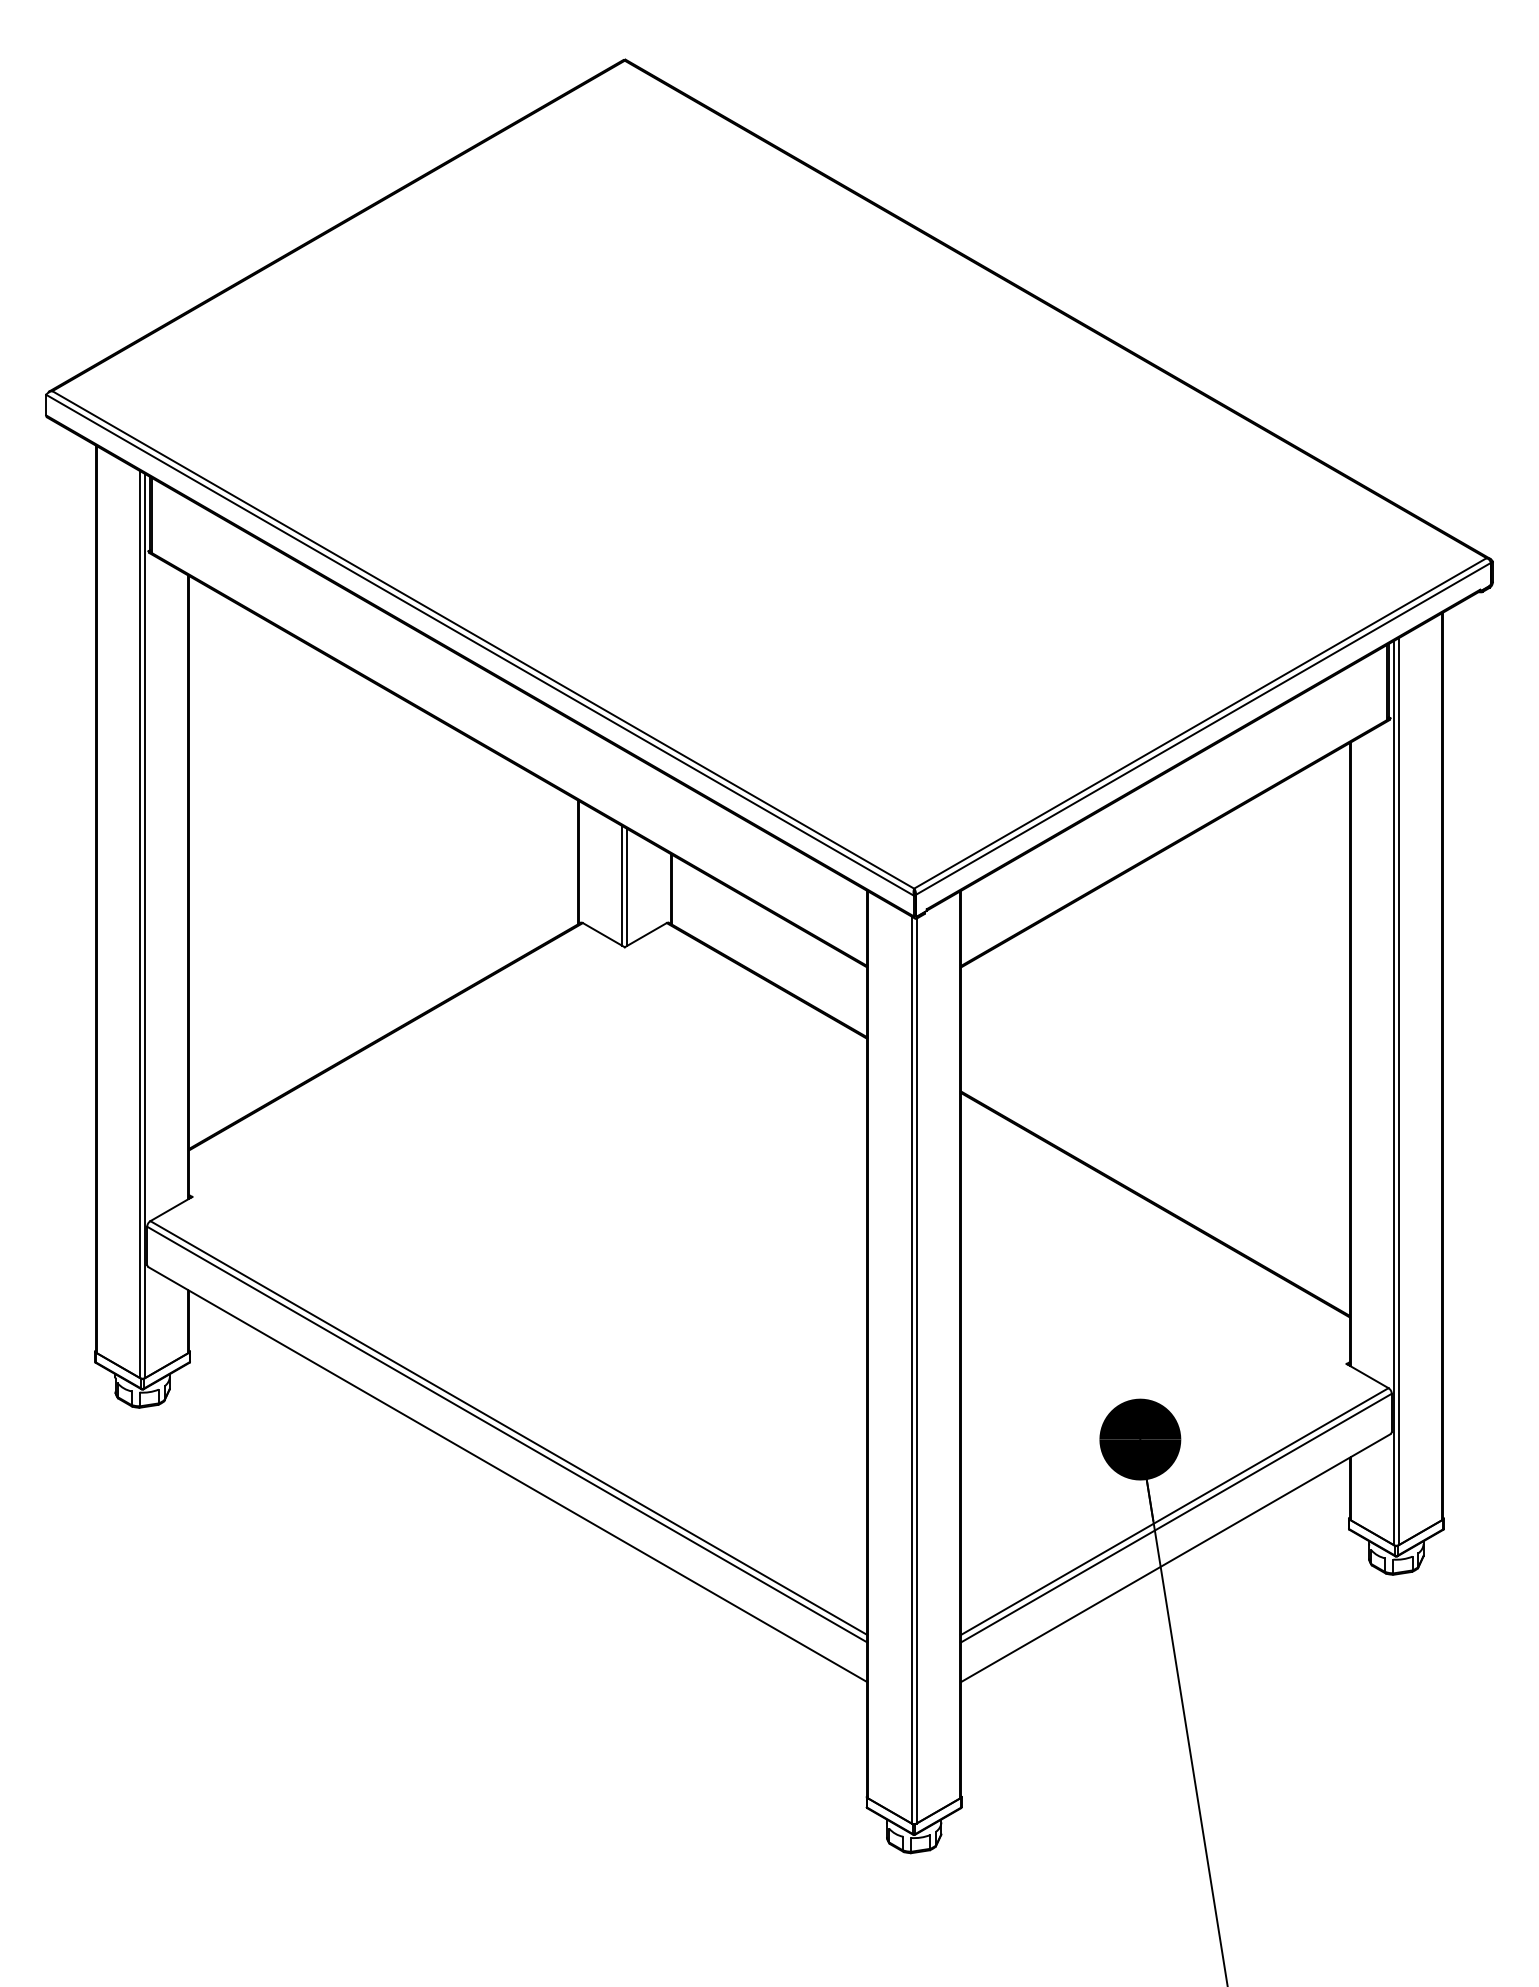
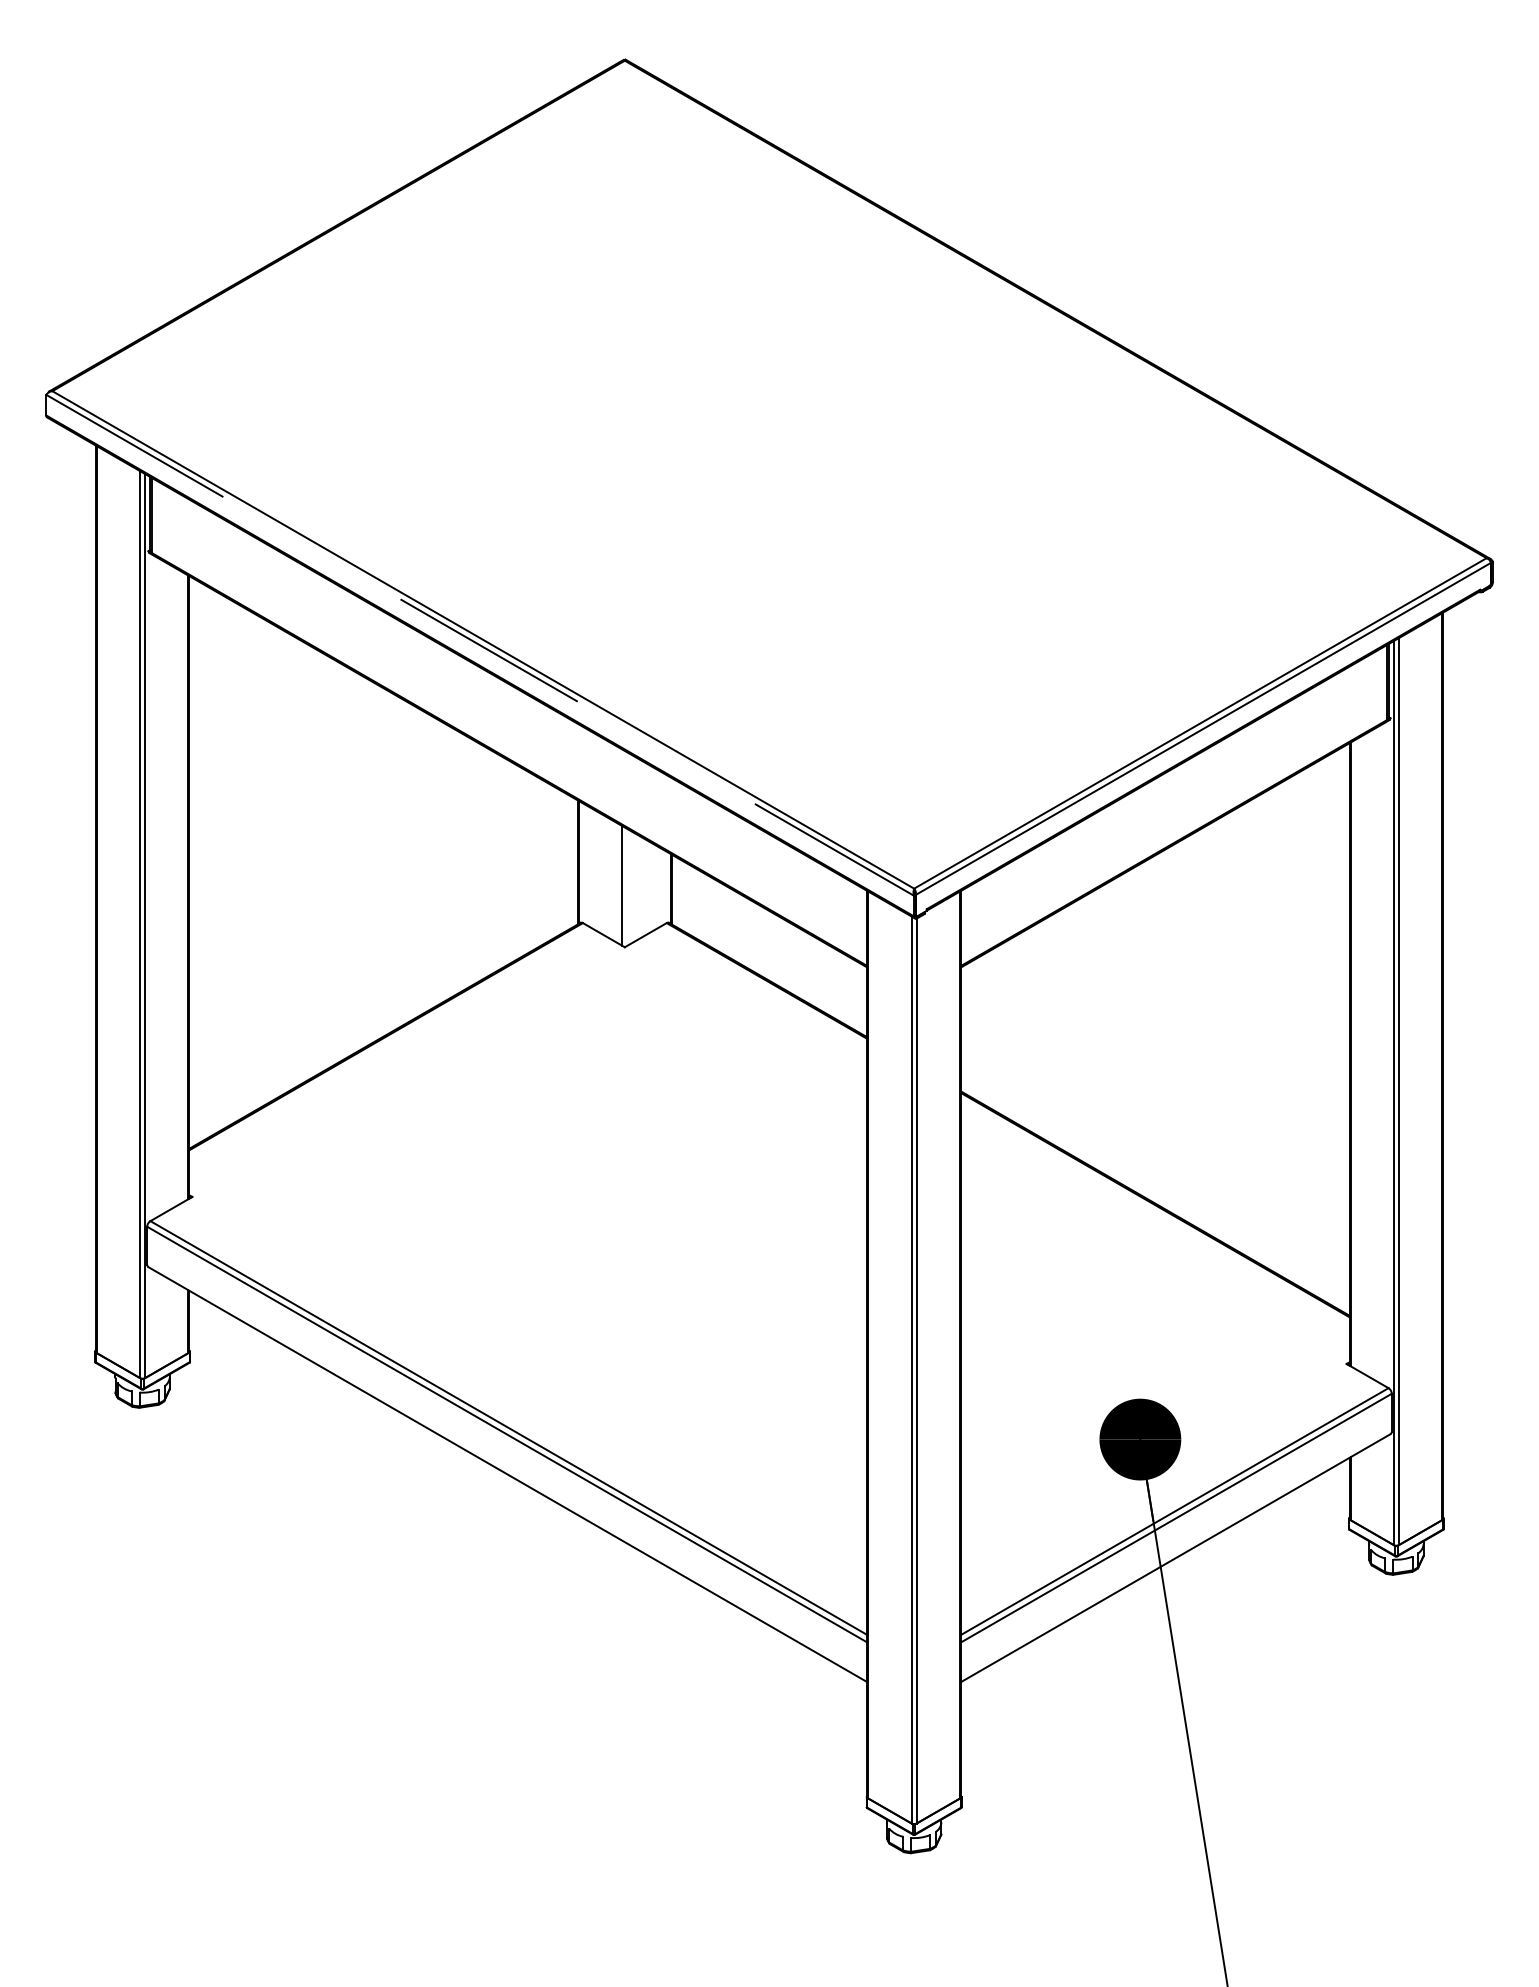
line: solid -> dashed (480, 645)
line: present -> none (627, 886)
